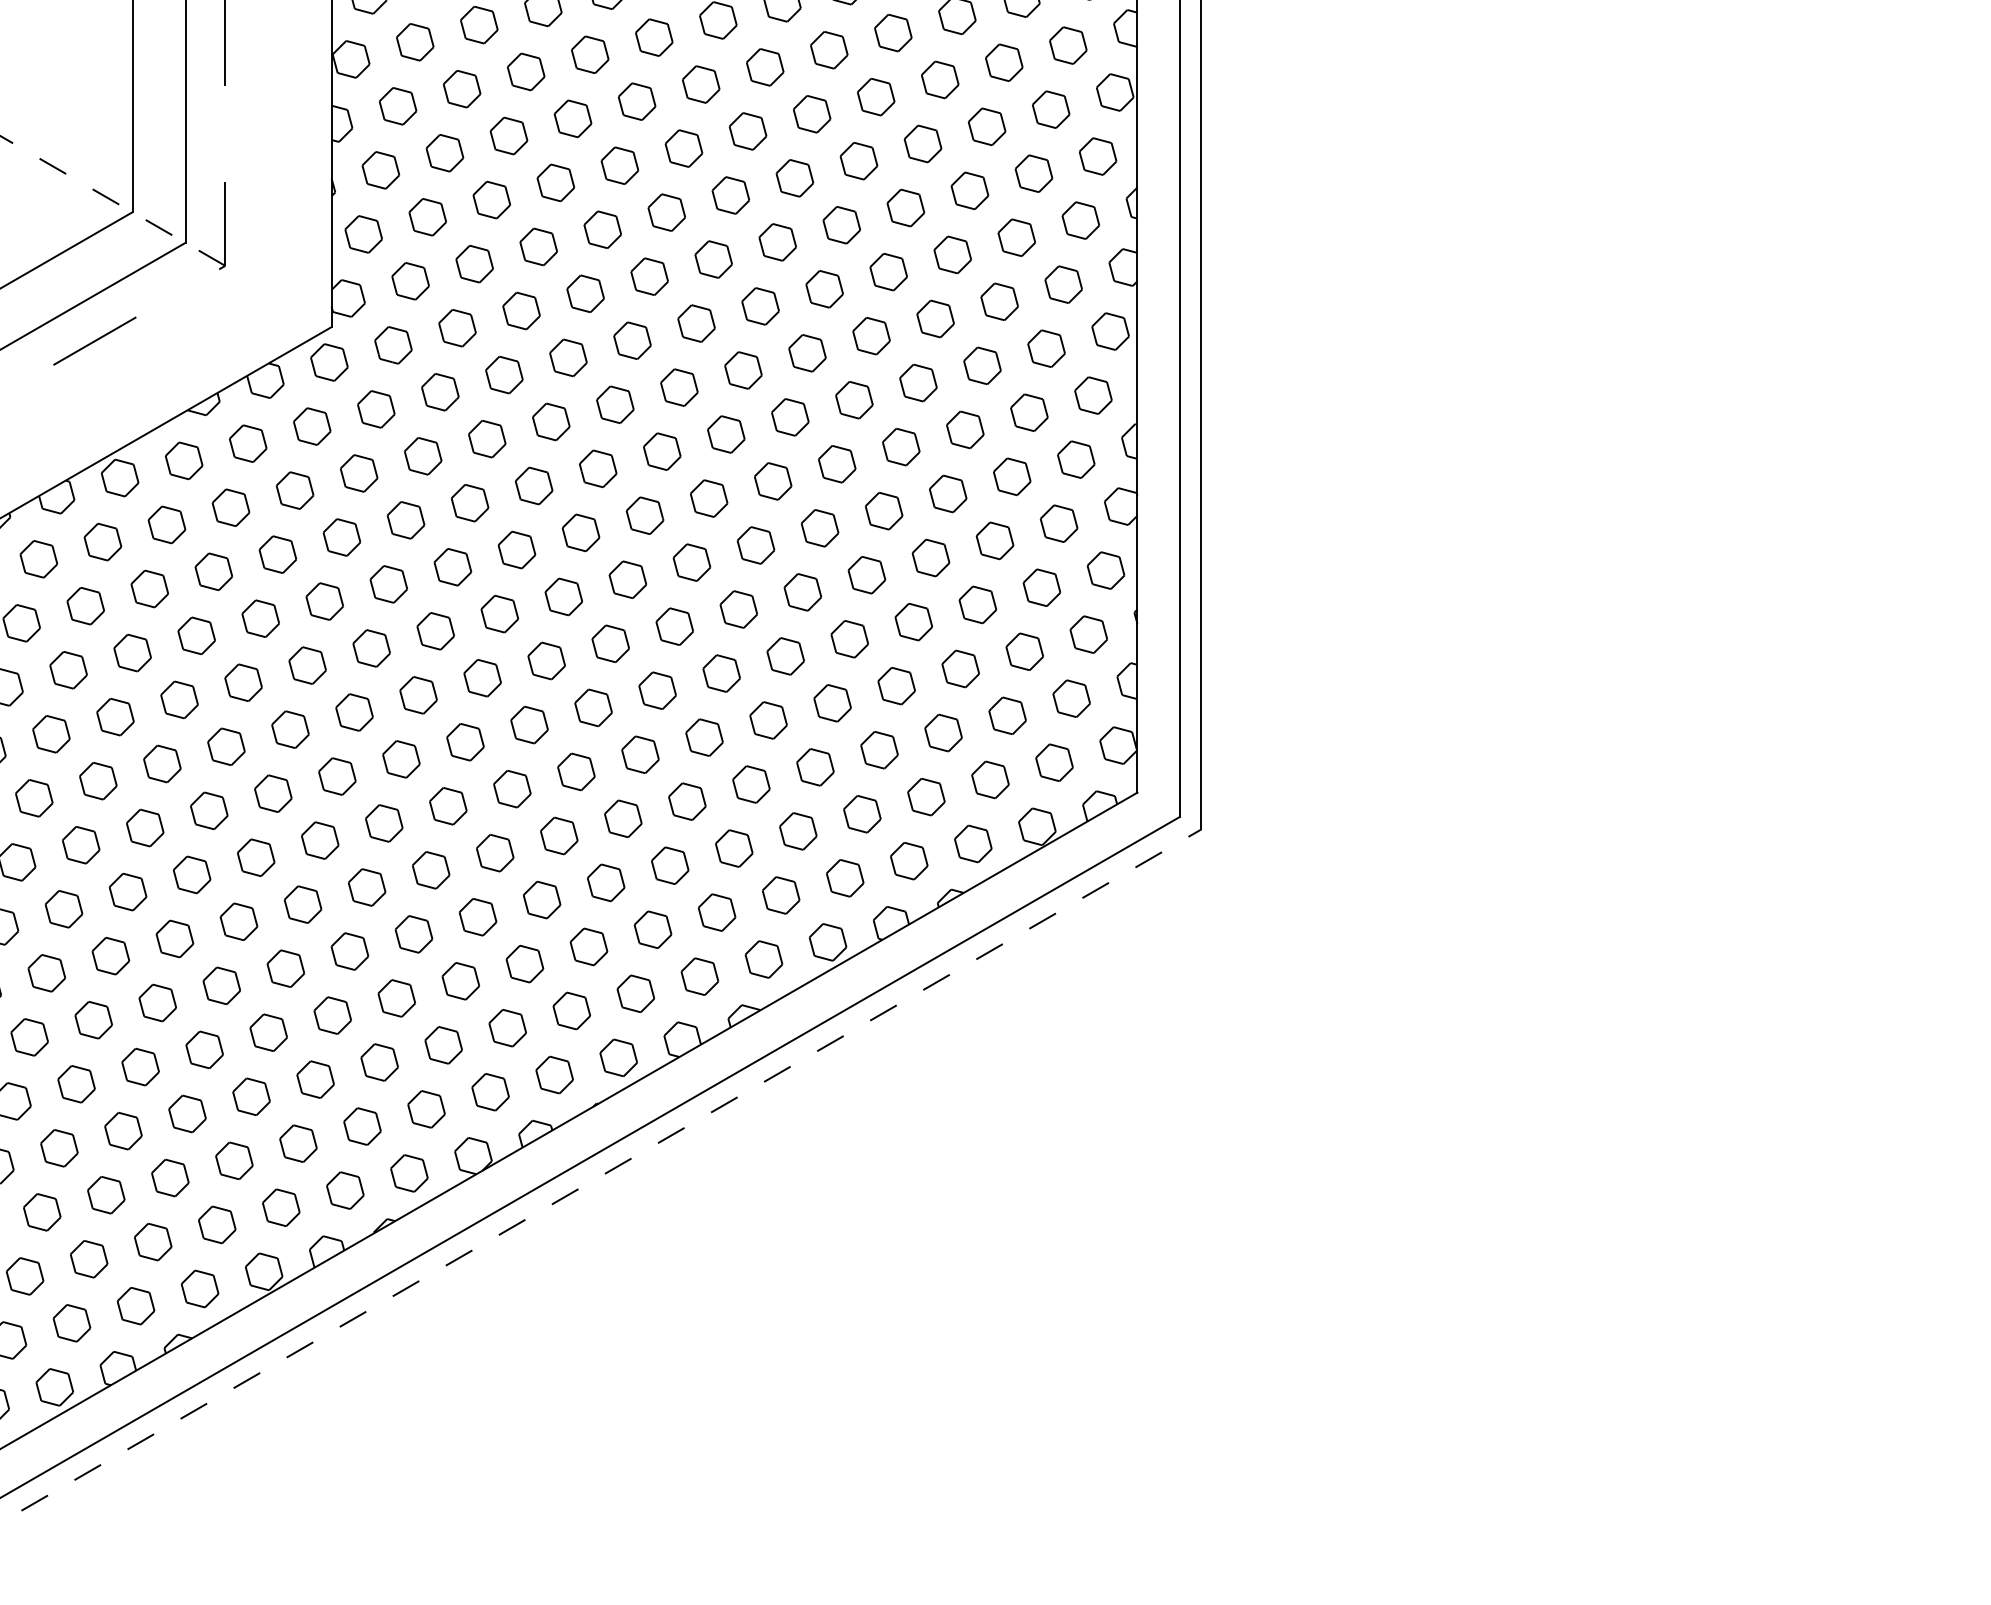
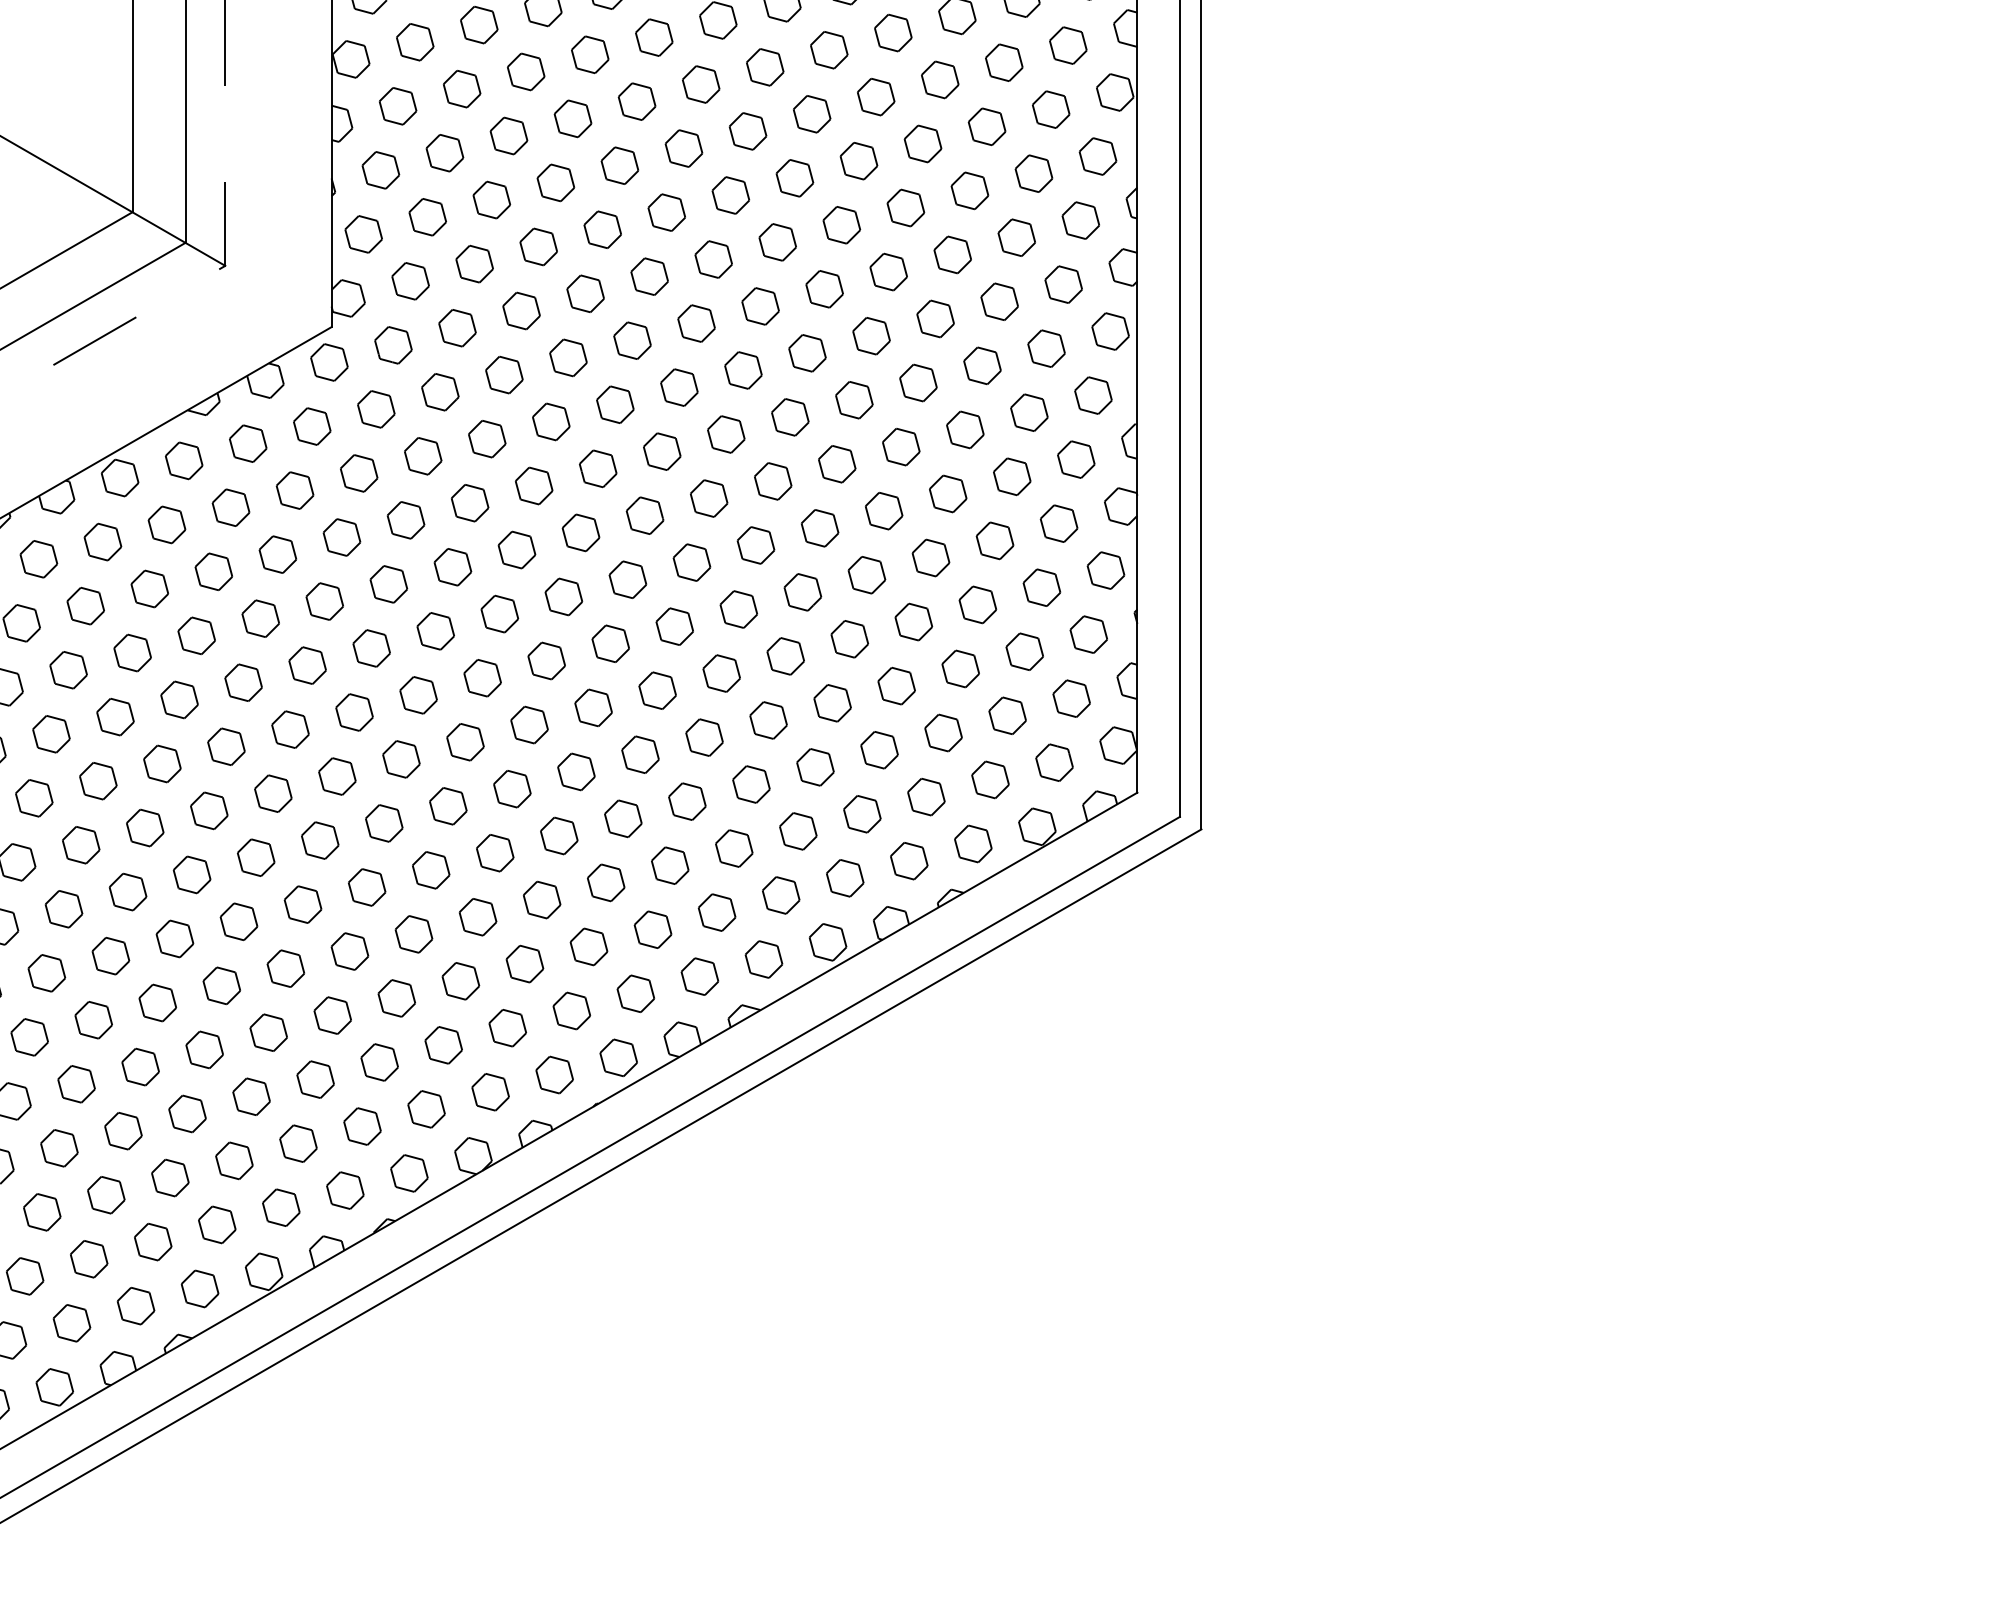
line: dashed -> solid (112, 200)
line: dashed -> solid (601, 1175)
